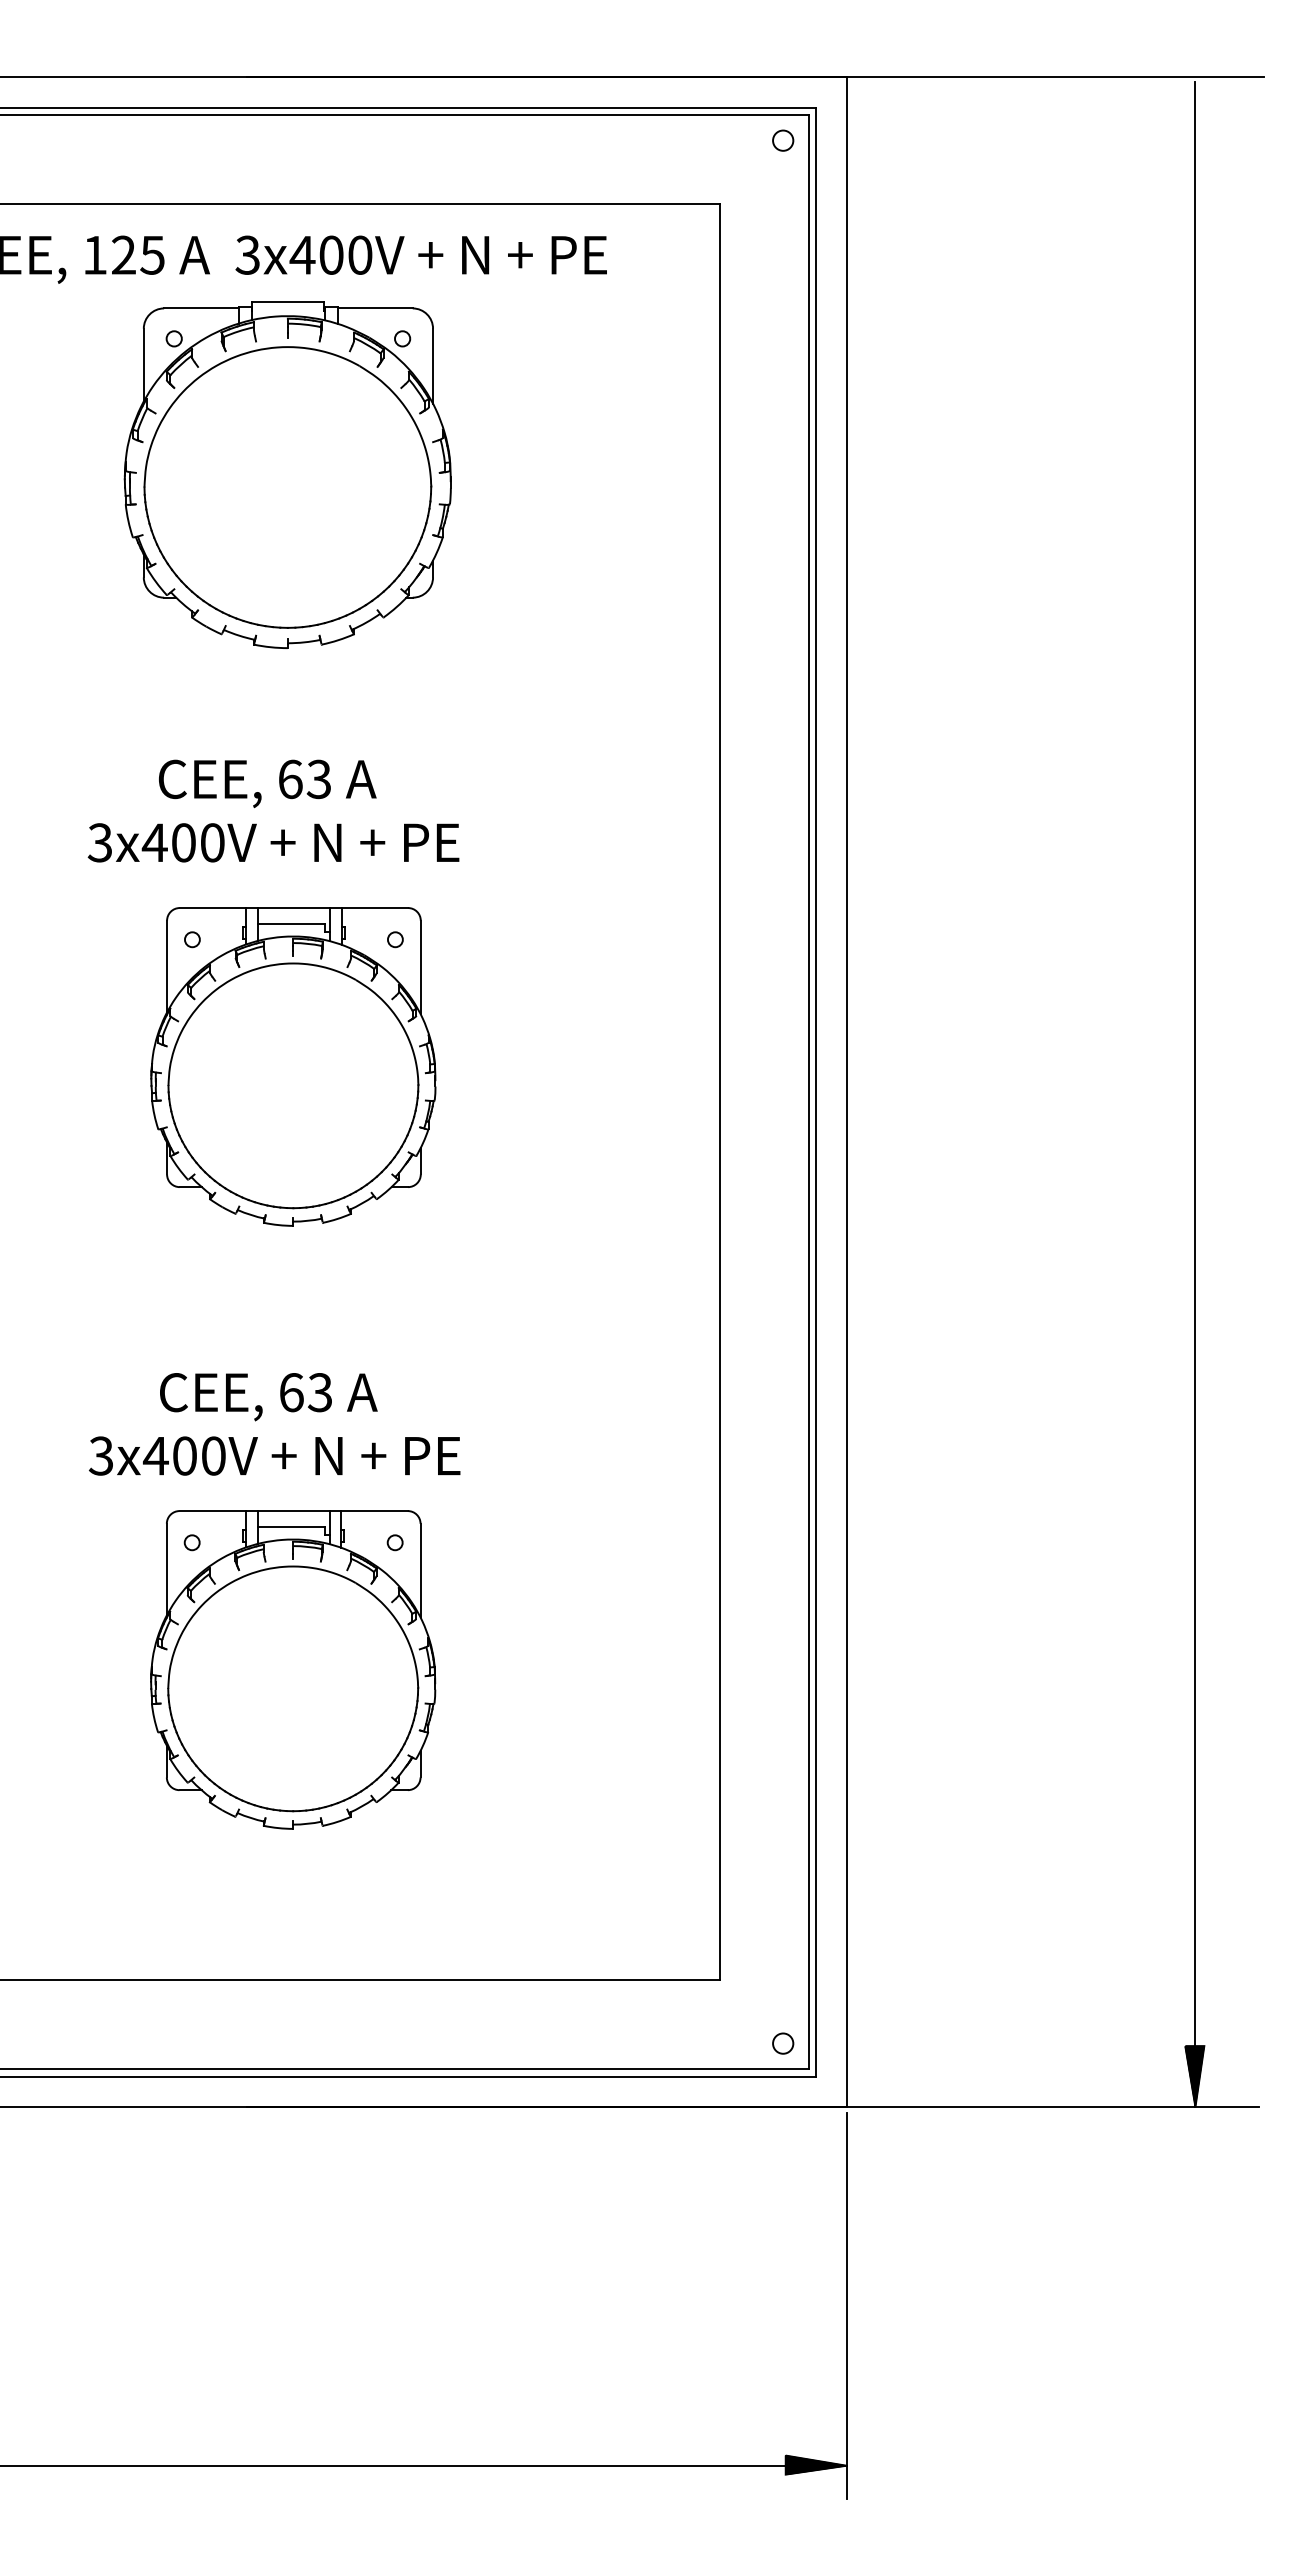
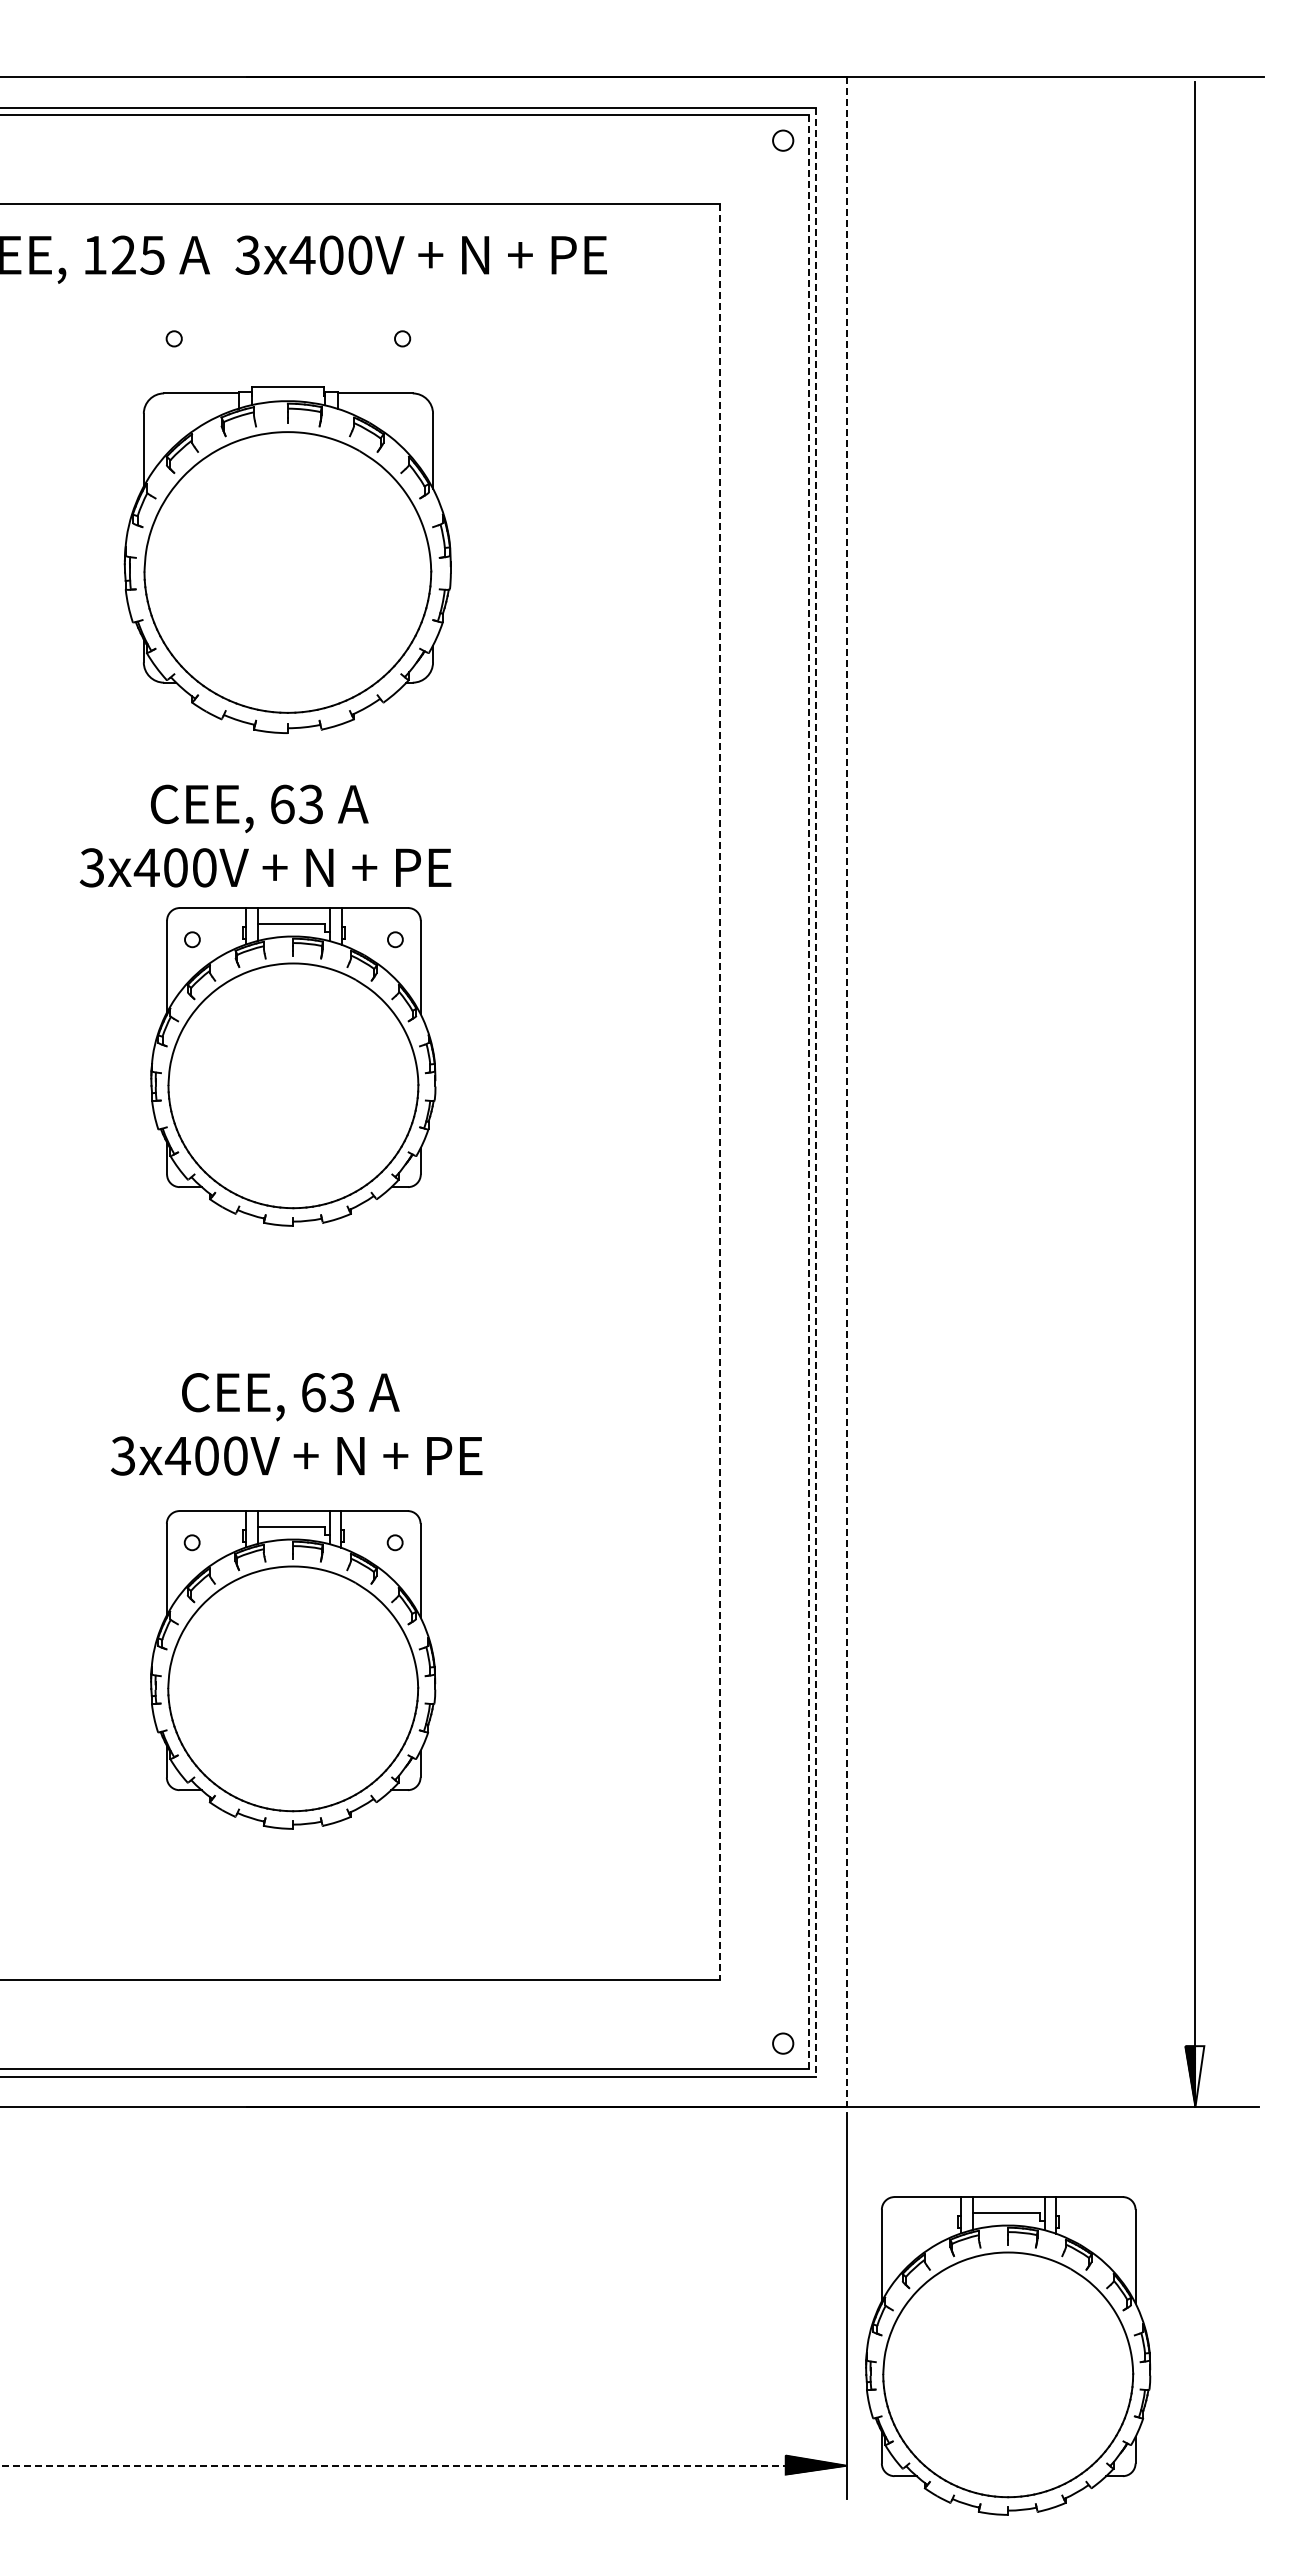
part position: (287, 474) -> (287, 559) (287, 559)
text position: (273, 810) -> (265, 835) (265, 835)
line: solid -> dashed (719, 1092)
line: solid -> dashed (808, 1092)
line: solid -> dashed (816, 1092)
line: solid -> dashed (846, 1092)
text position: (274, 1424) -> (296, 1424) (296, 1424)
hatch: present -> none (1199, 2076)
part: none -> present (1008, 2355)
line: solid -> dashed (423, 2465)
